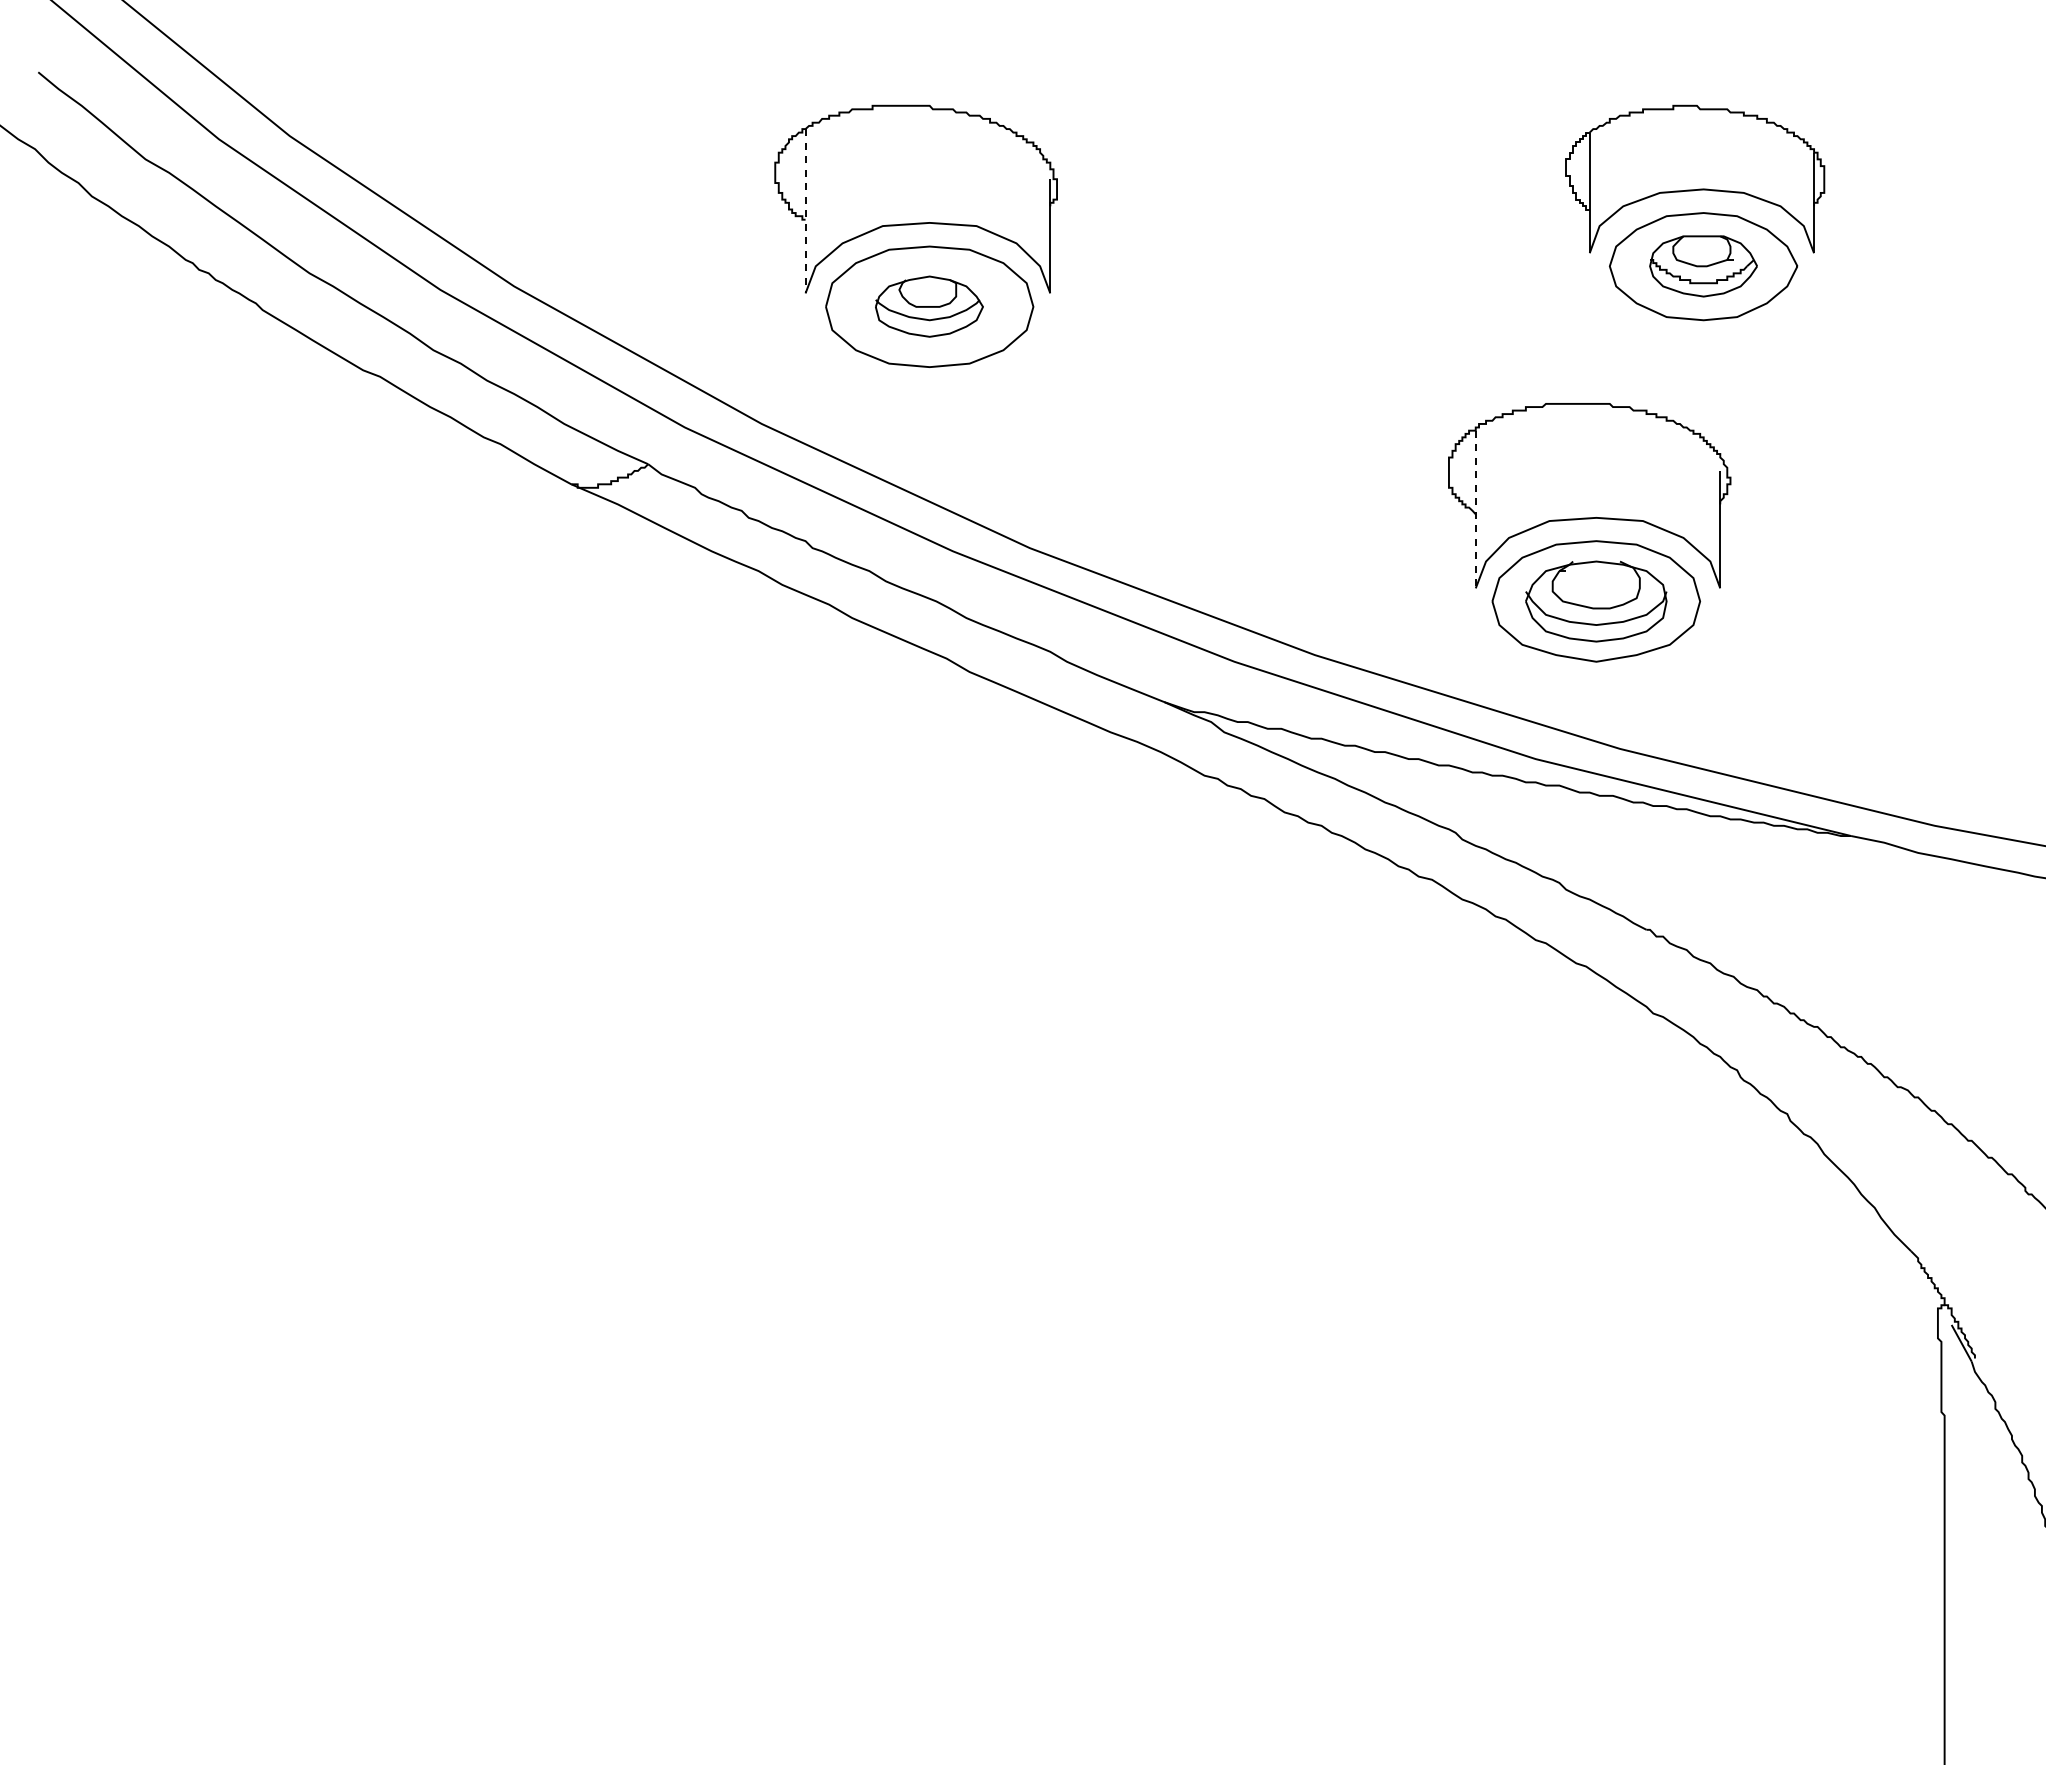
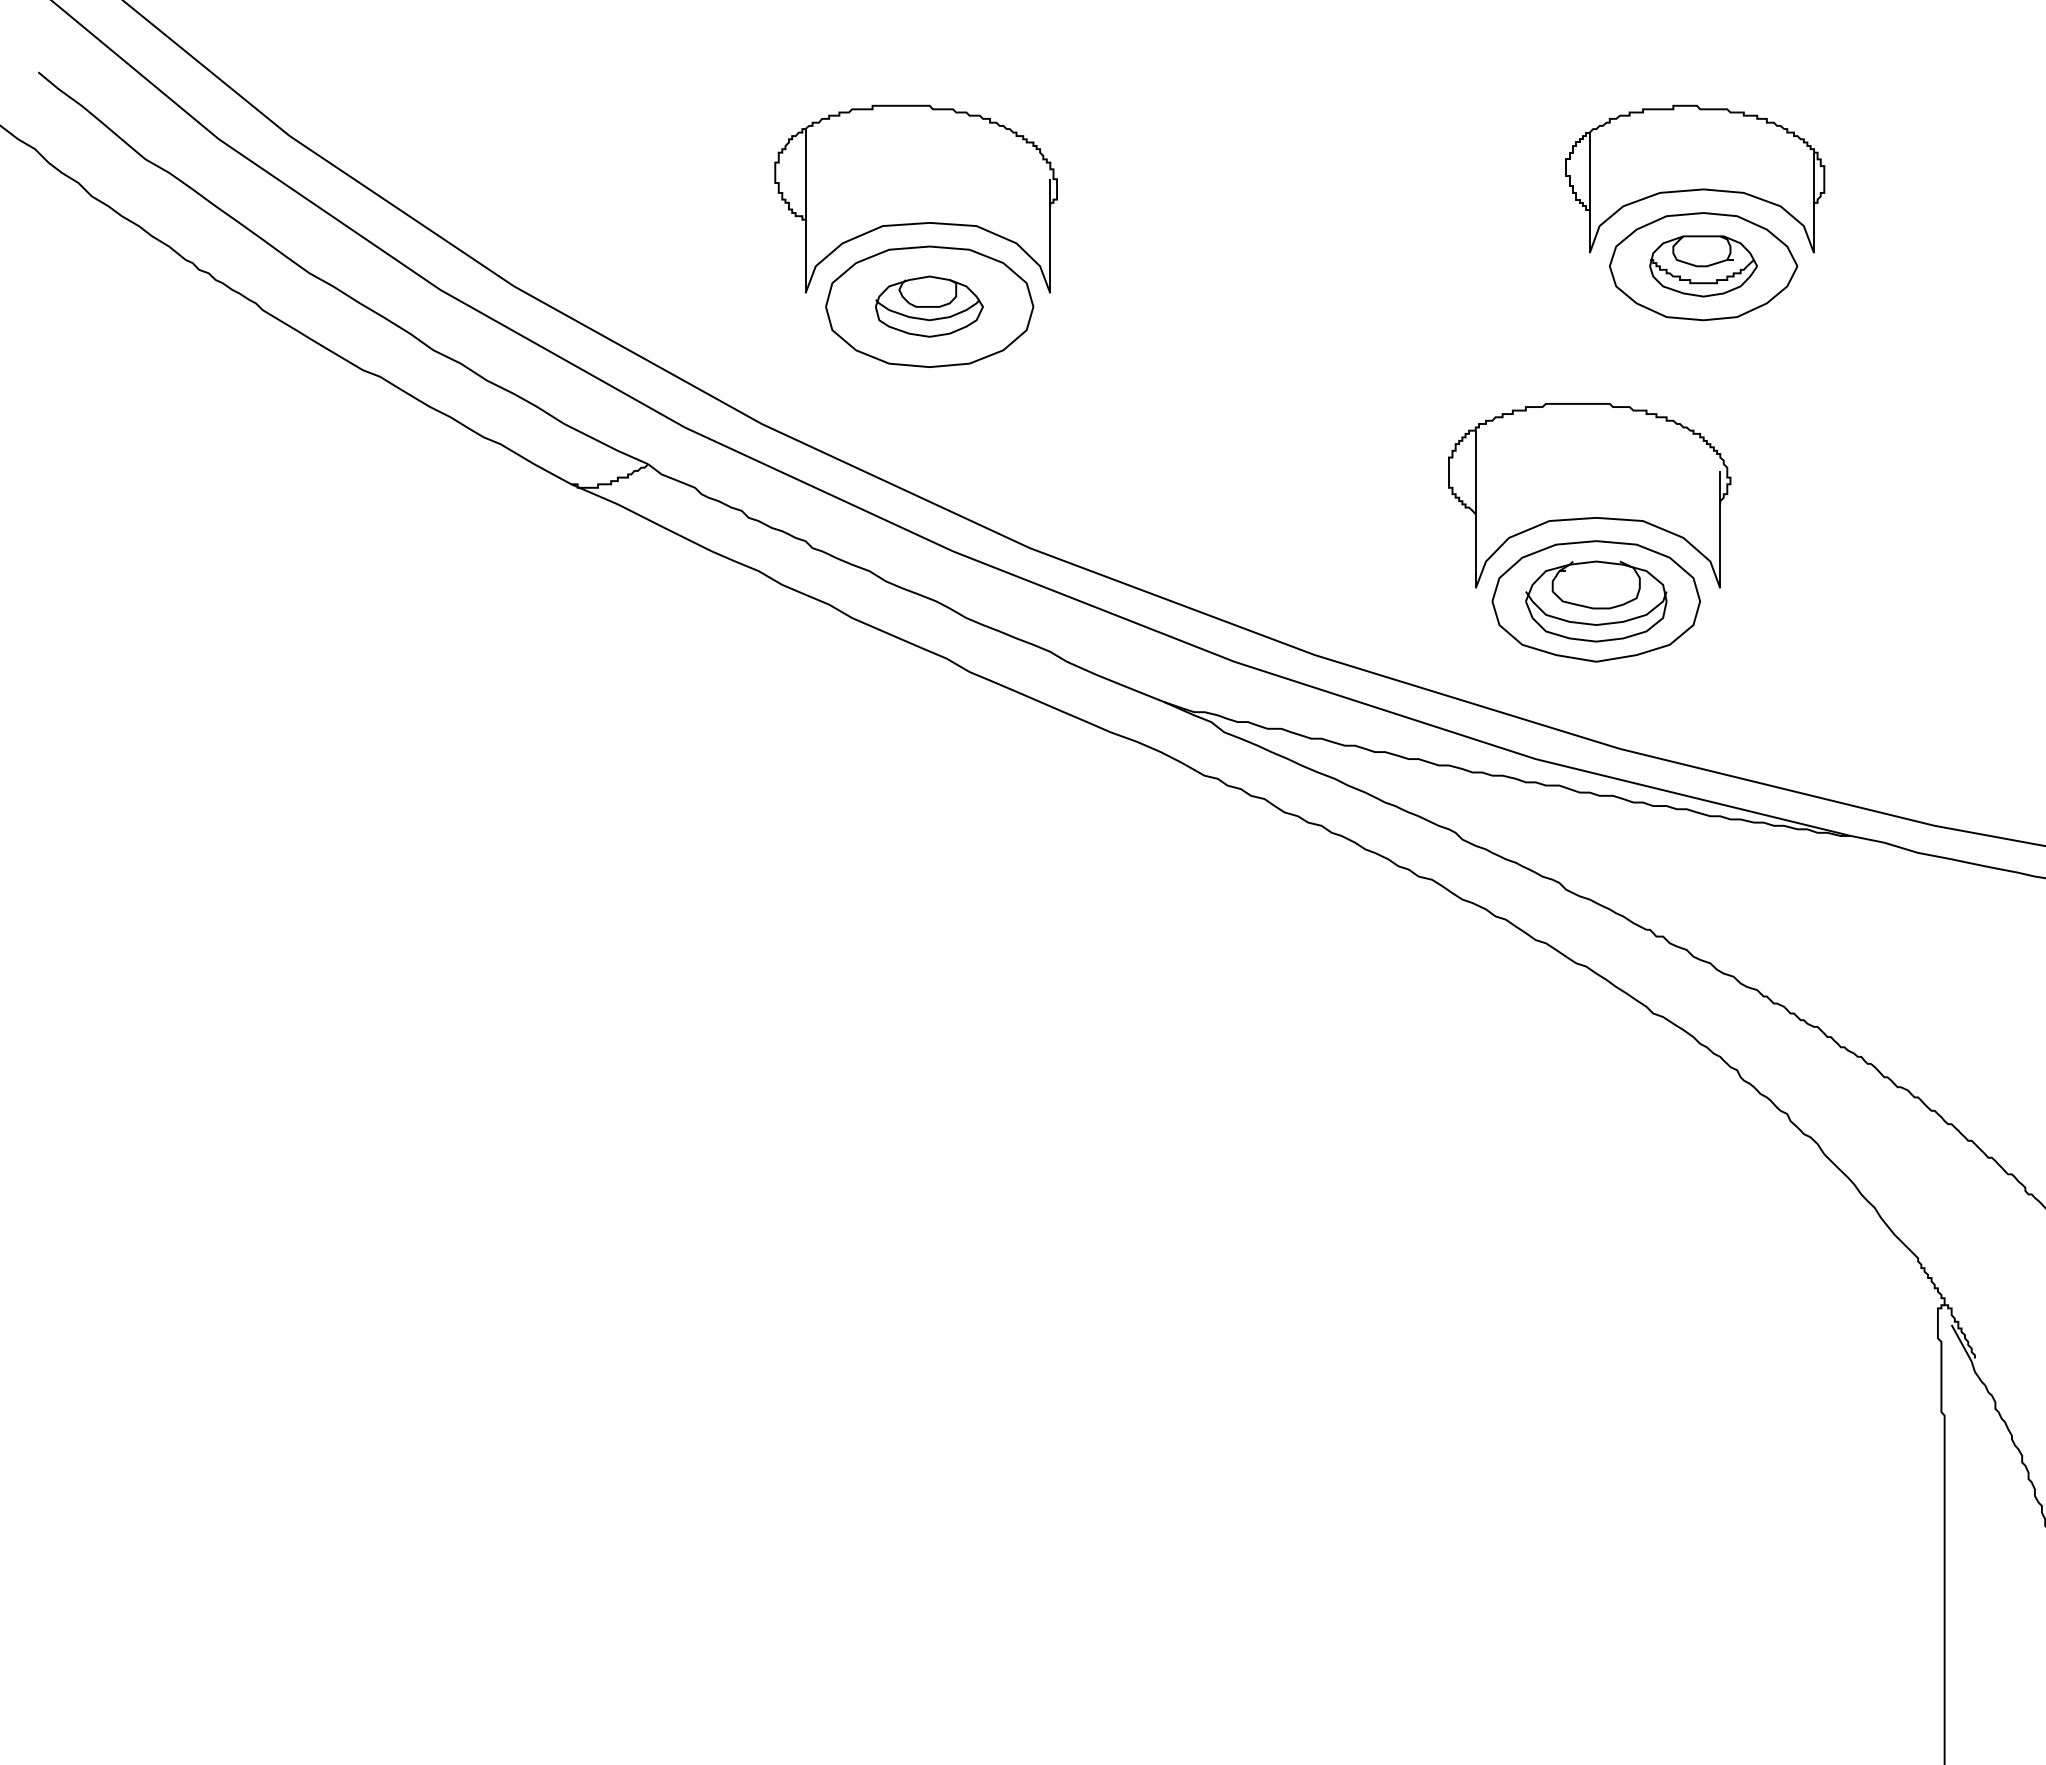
line: dashed -> solid (805, 211)
line: dashed -> solid (1475, 509)
